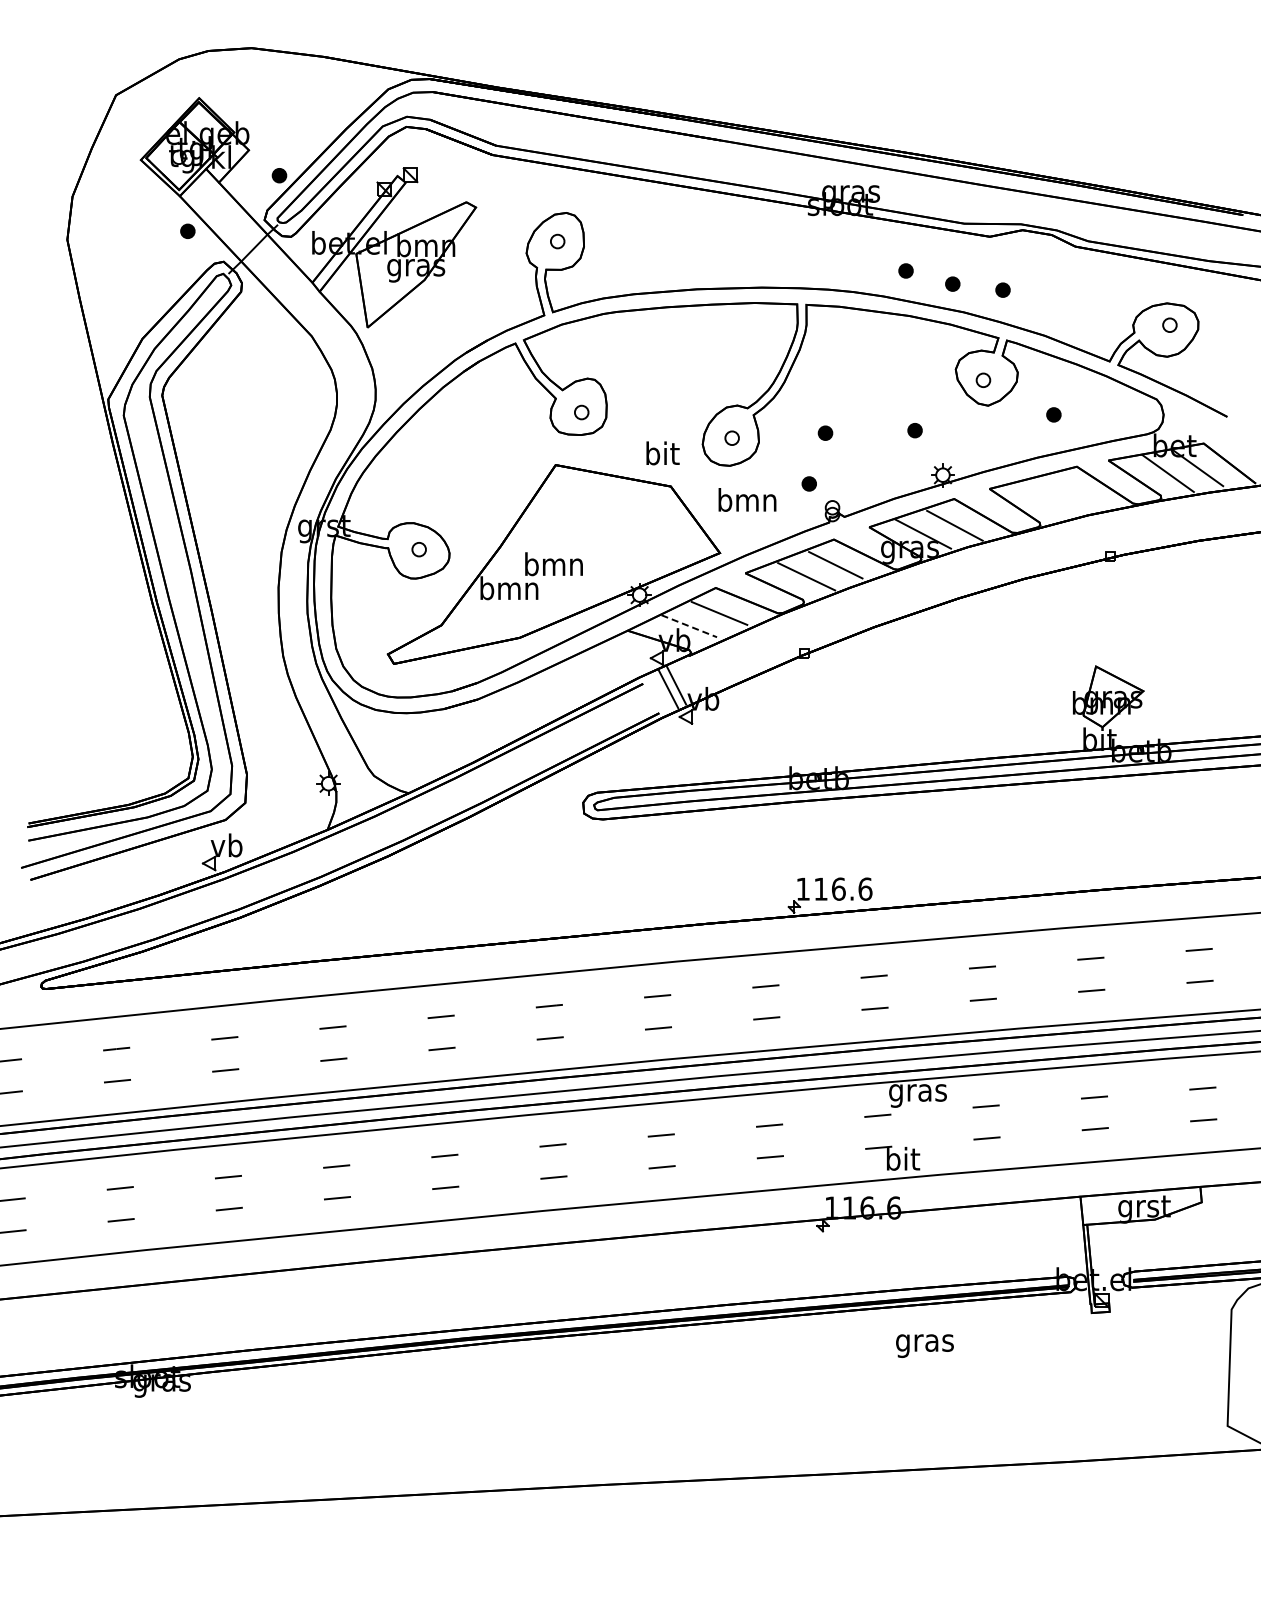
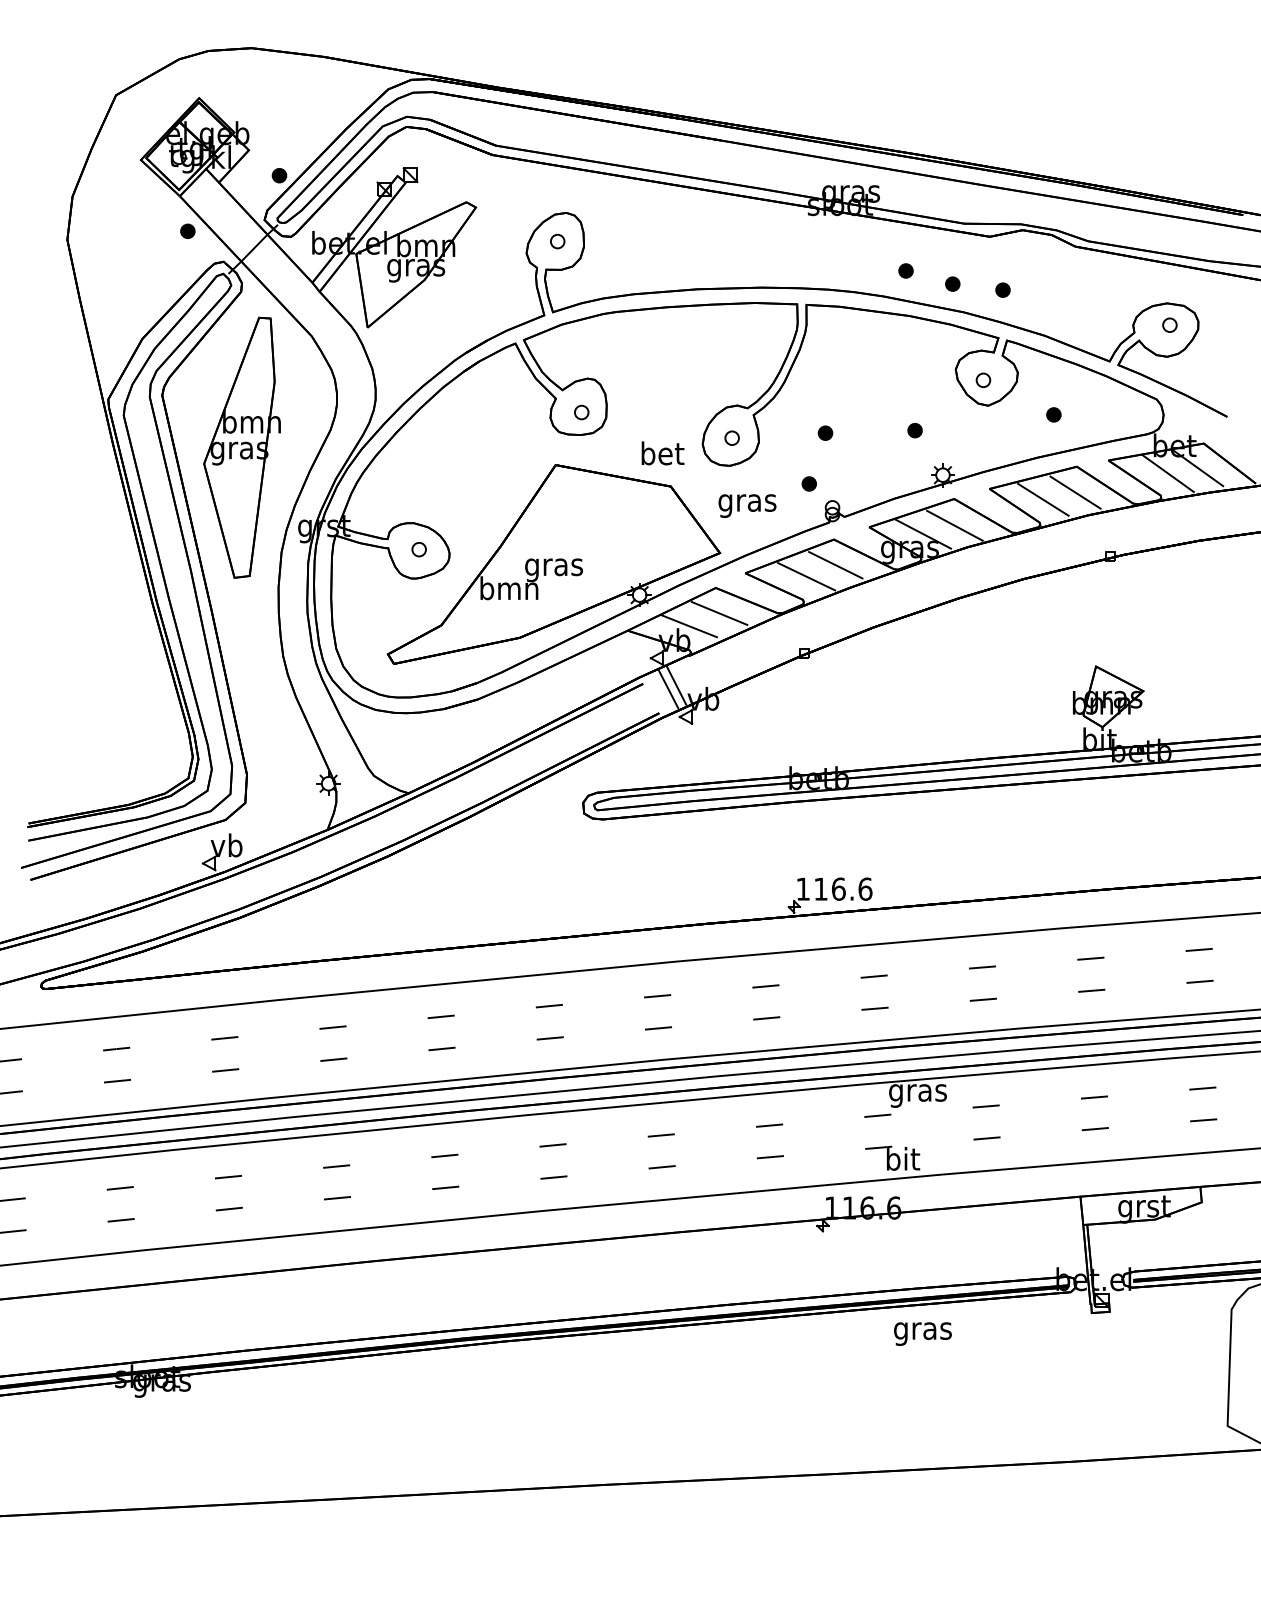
part: none -> present (241, 447)
text: bit -> bet (662, 453)
line: none -> present (1075, 492)
line: none -> present (1042, 499)
text: bmn -> gras (747, 502)
text: bmn -> gras (553, 567)
line: dashed -> solid (689, 626)
text position: (924, 1345) -> (922, 1333) (922, 1333)
